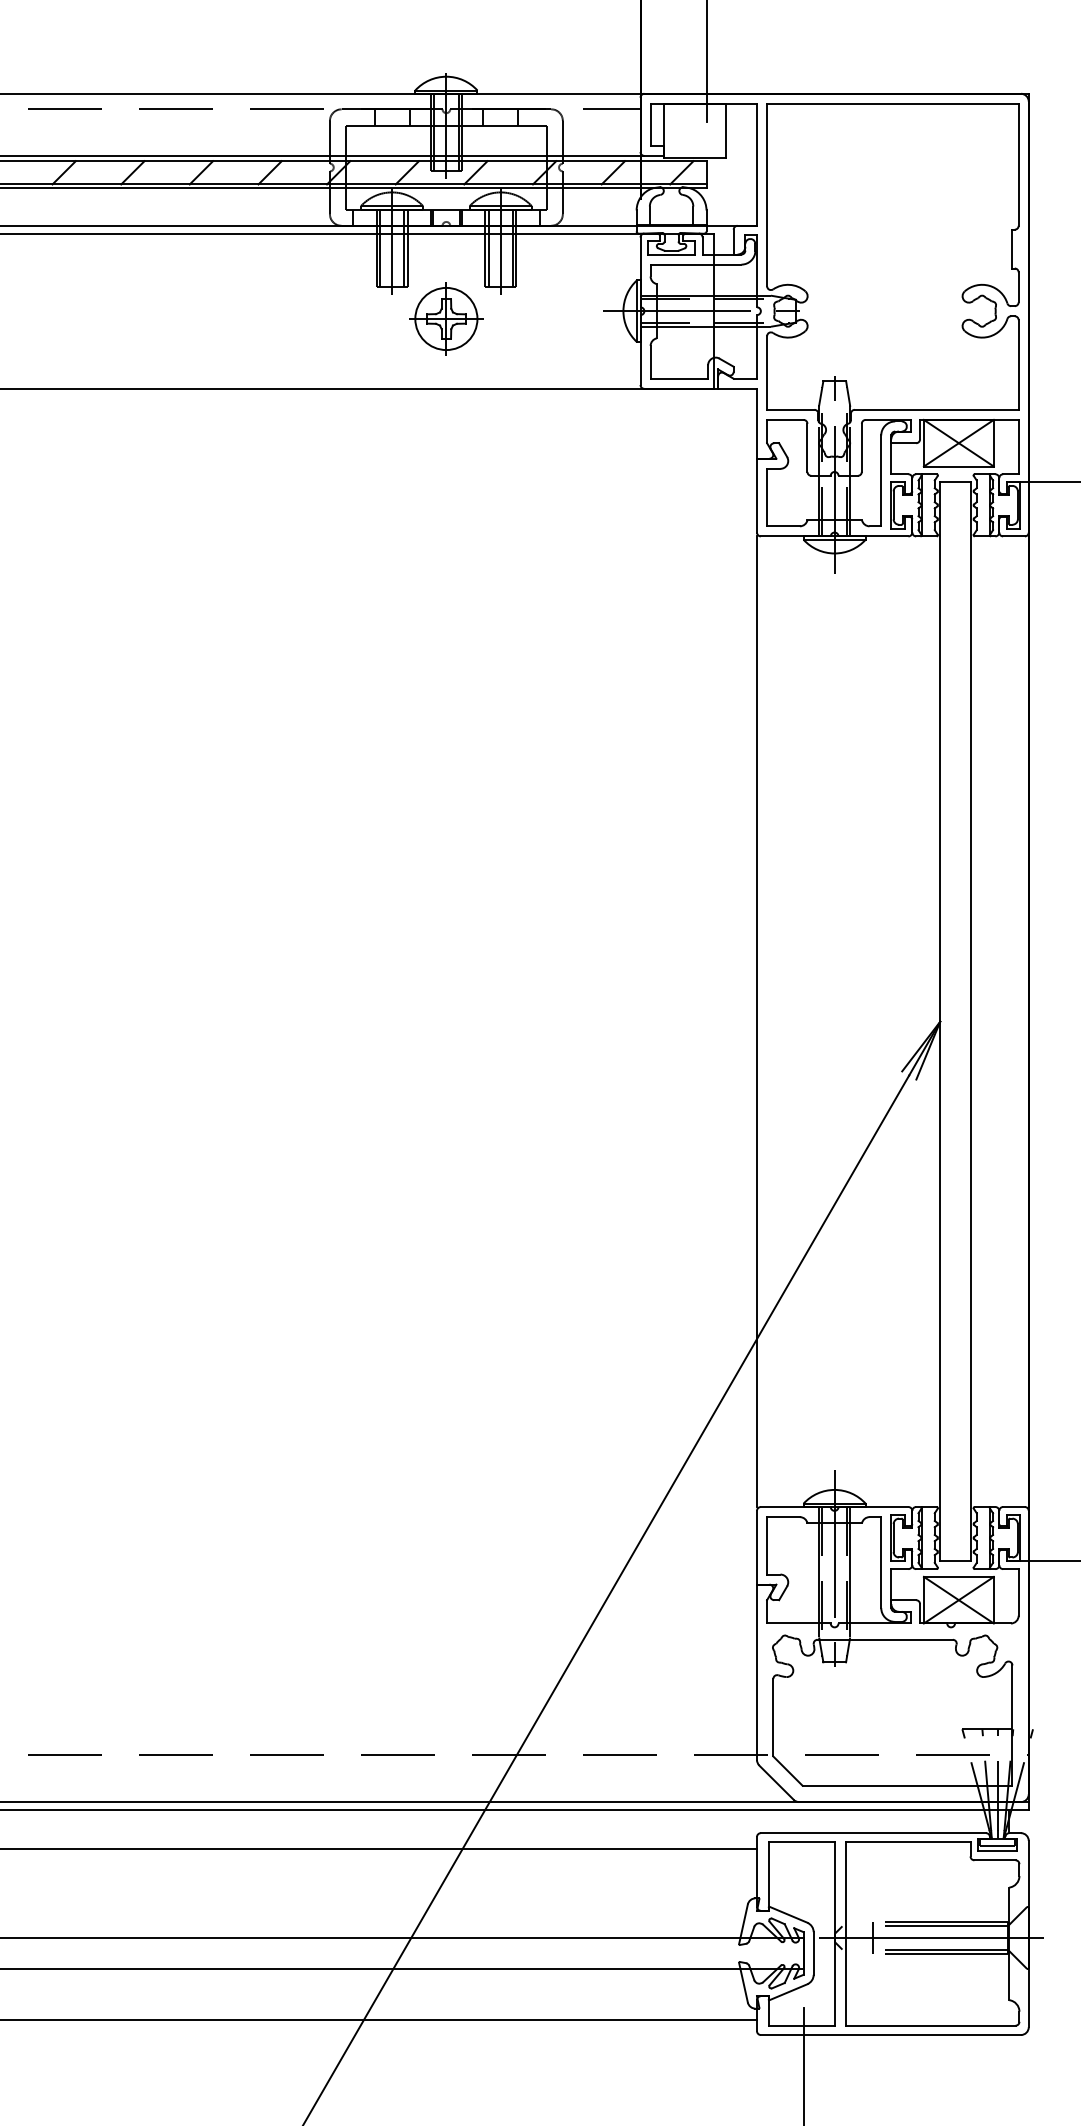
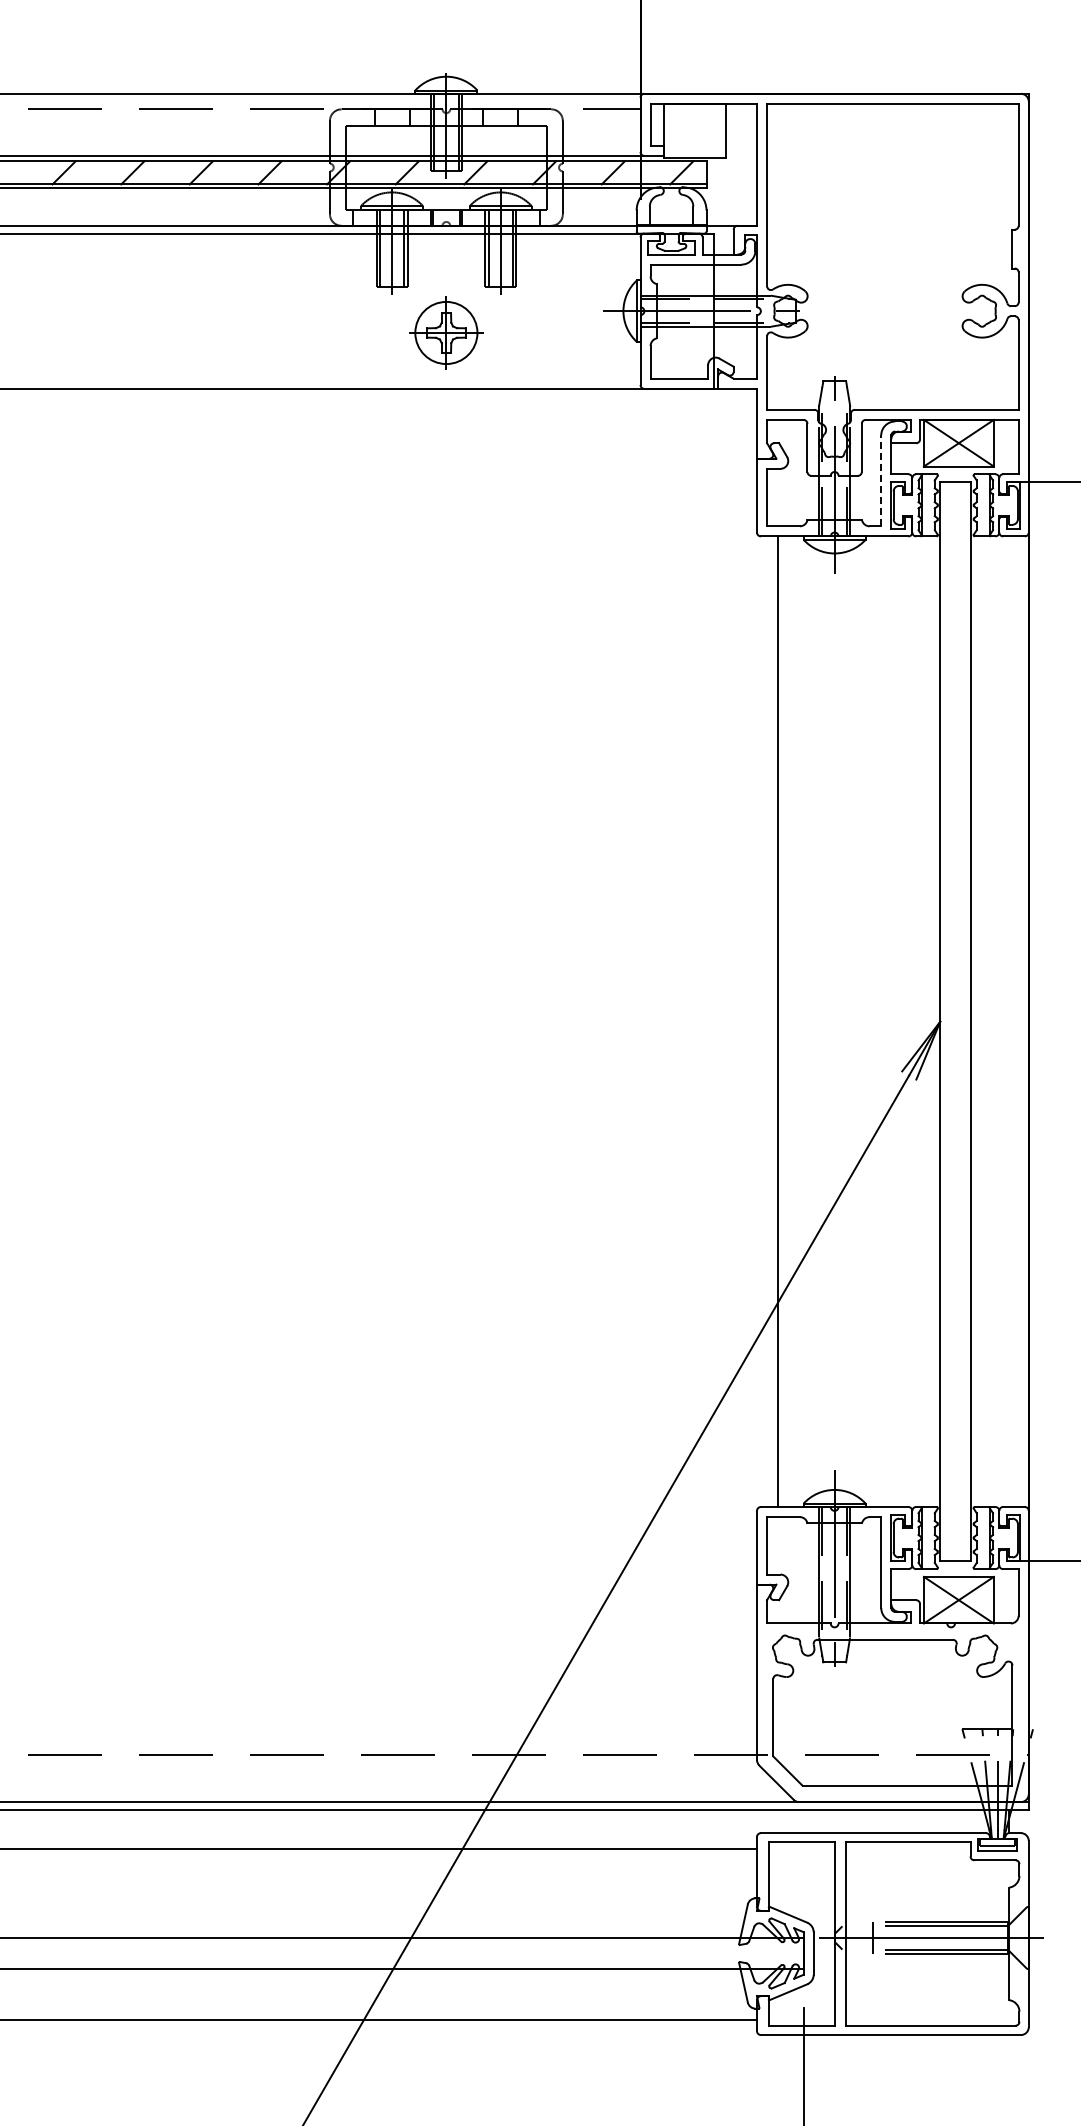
line: present -> none (706, 62)
part position: (446, 318) -> (446, 332) (446, 332)
line: solid -> dashed (881, 480)
line position: (757, 1021) -> (778, 1021) (778, 1021)
